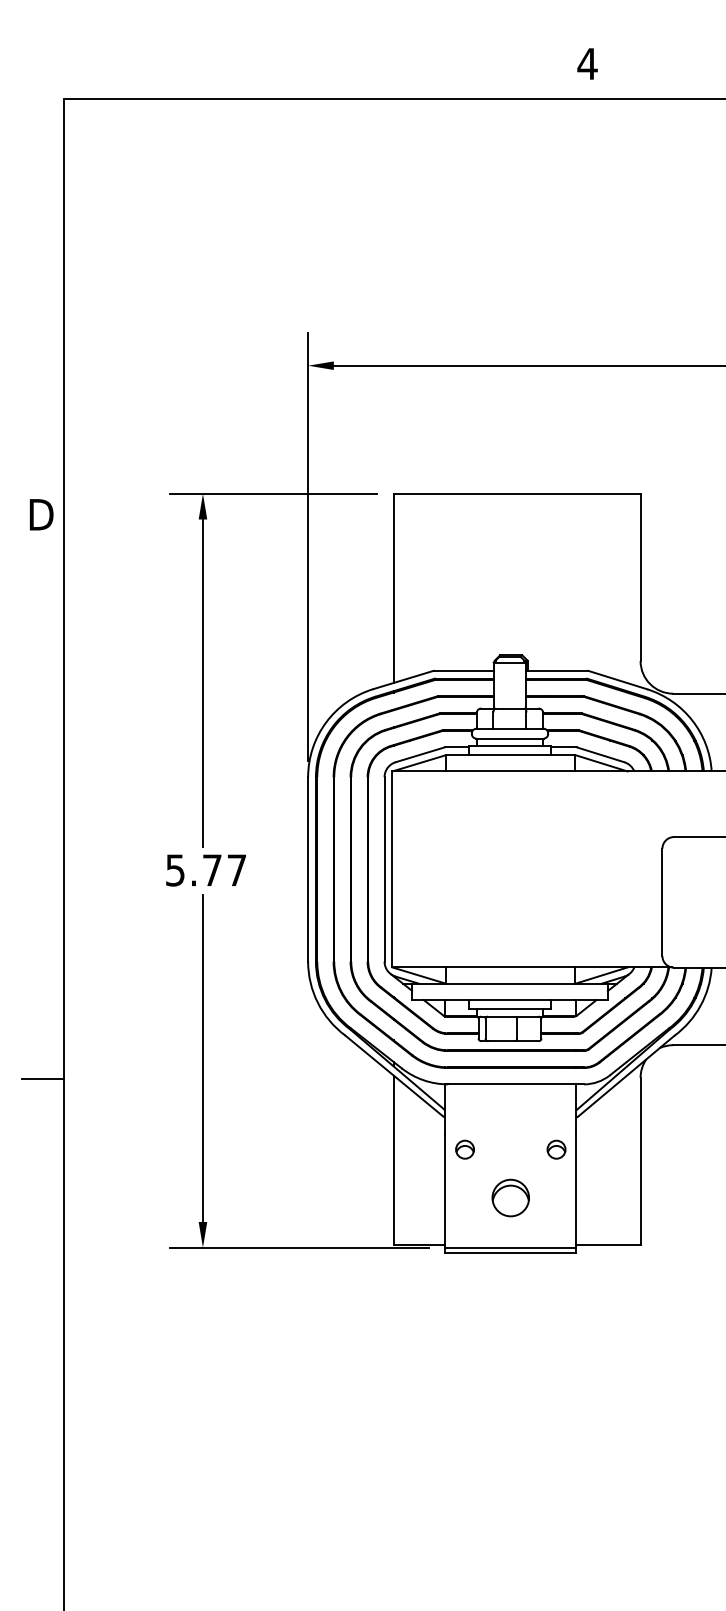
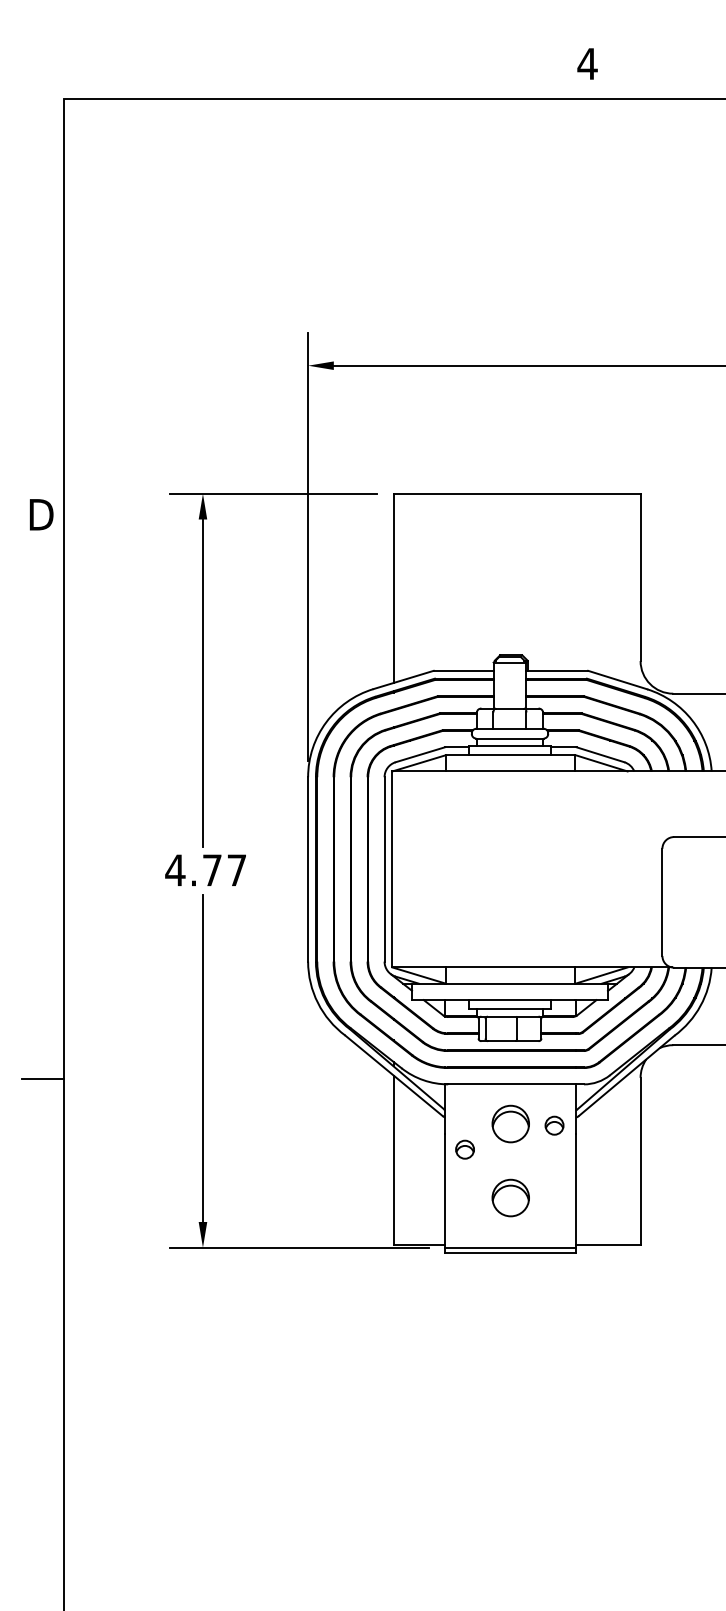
text: 5.77 -> 4.77 (175, 870)
part: none -> present (510, 1123)
part position: (556, 1149) -> (554, 1125) (554, 1125)
